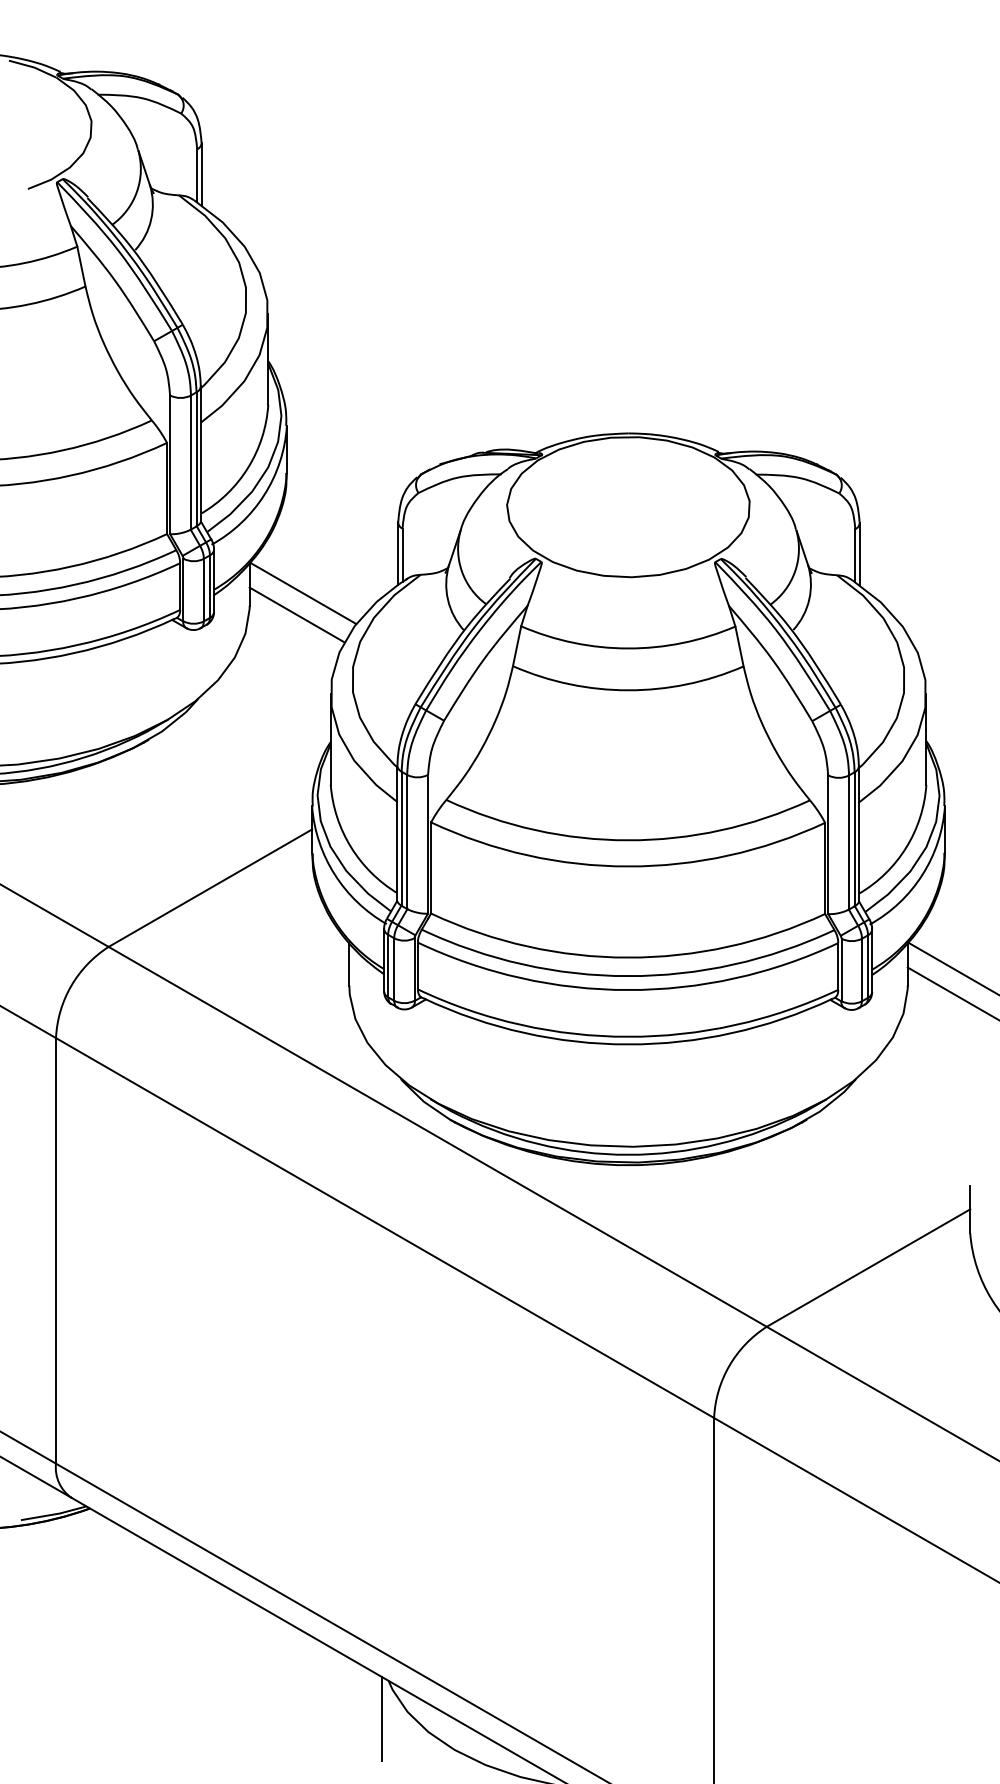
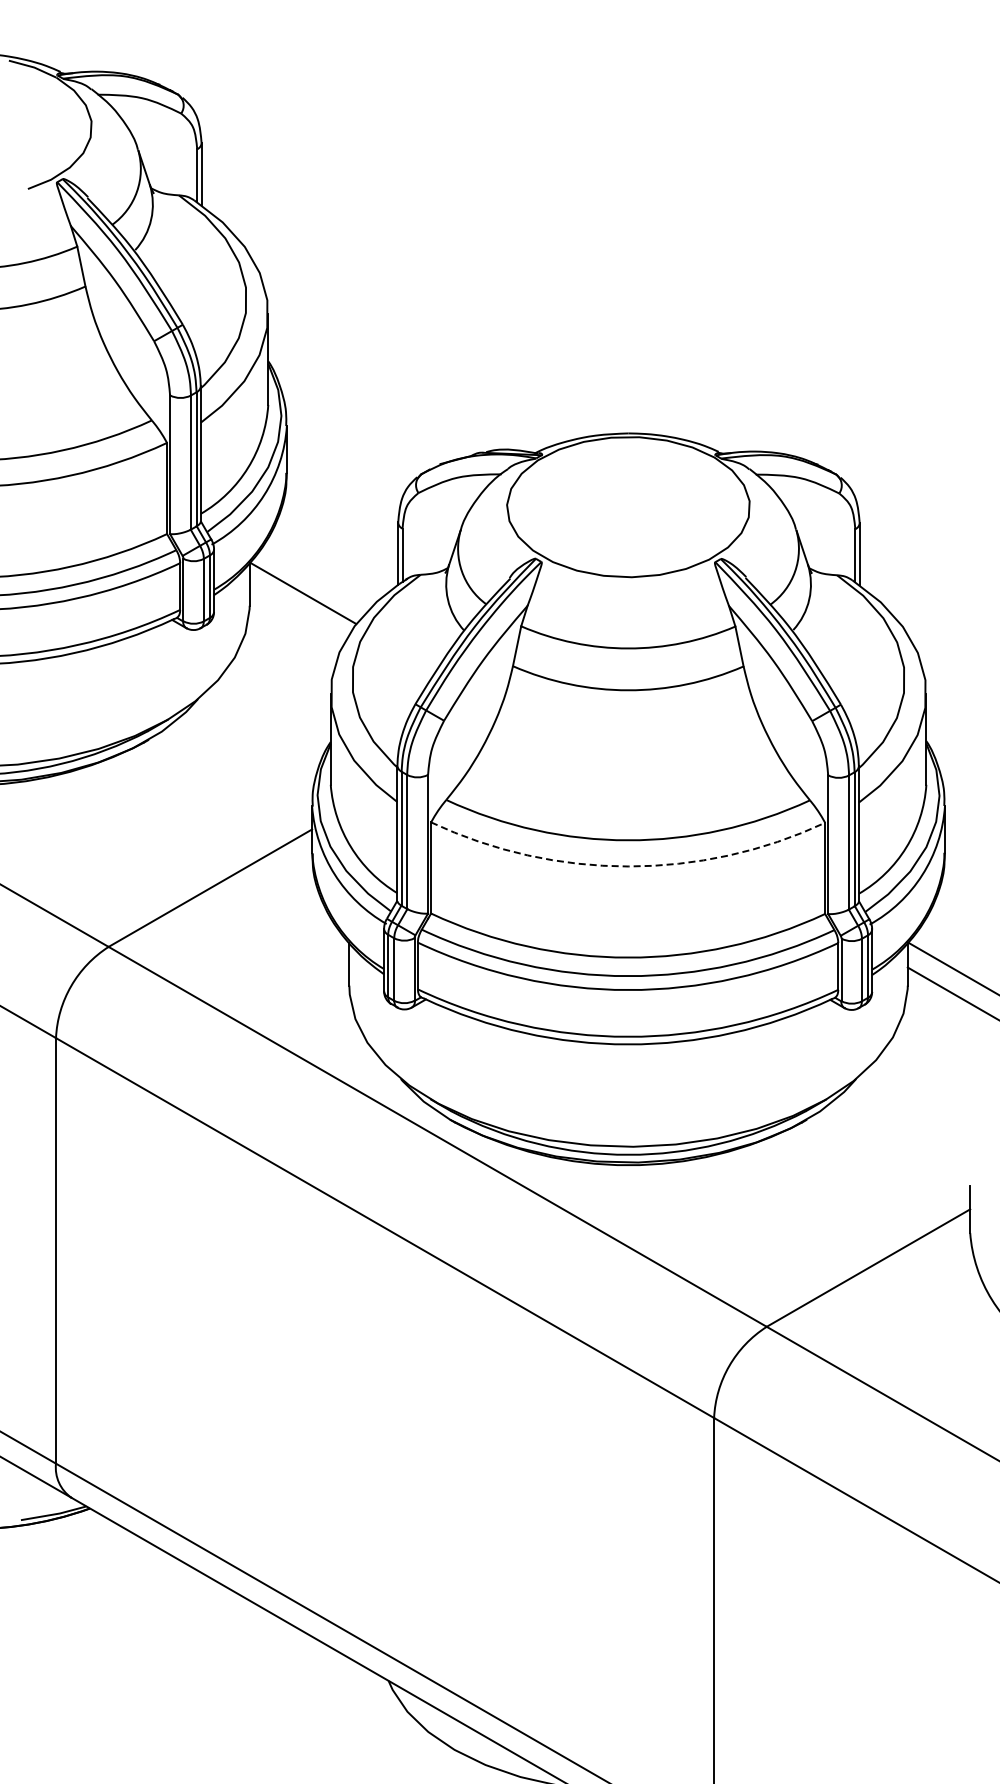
line: present -> none (296, 614)
arc: solid -> dashed (628, 866)
line: present -> none (382, 1719)
